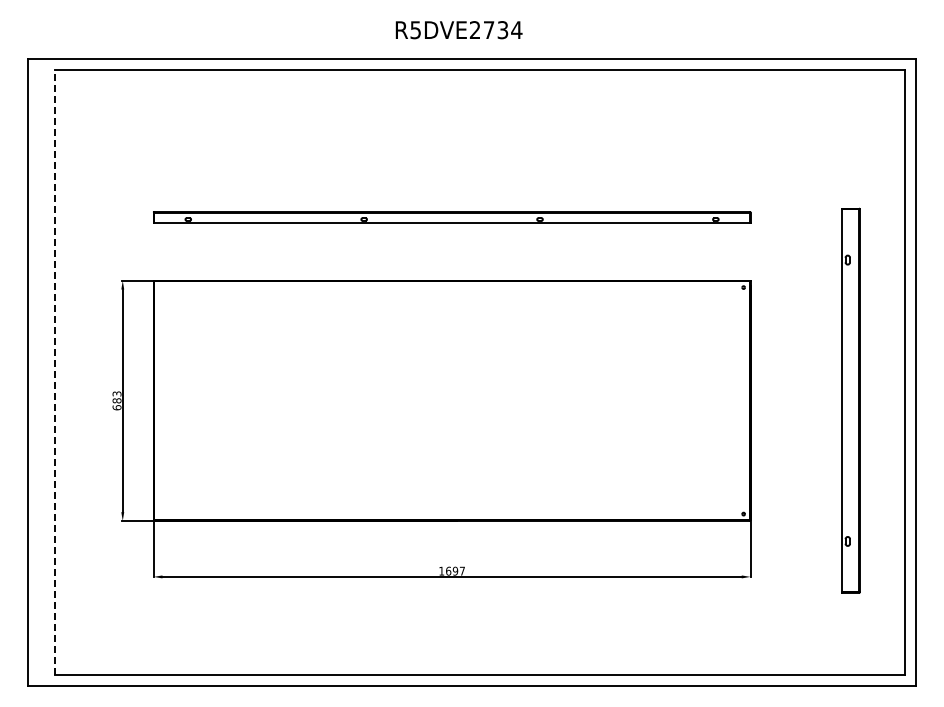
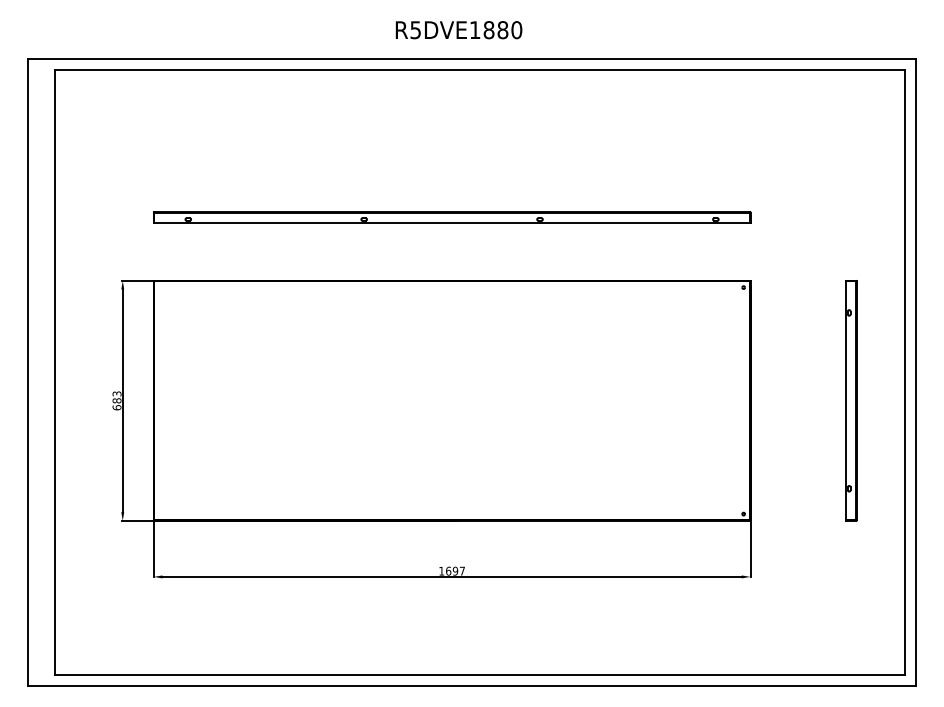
text: R5DVE2734 -> R5DVE1880 (495, 30)
line: dashed -> solid (54, 372)
part size: 20x387 px -> 13x242 px (851, 400)
